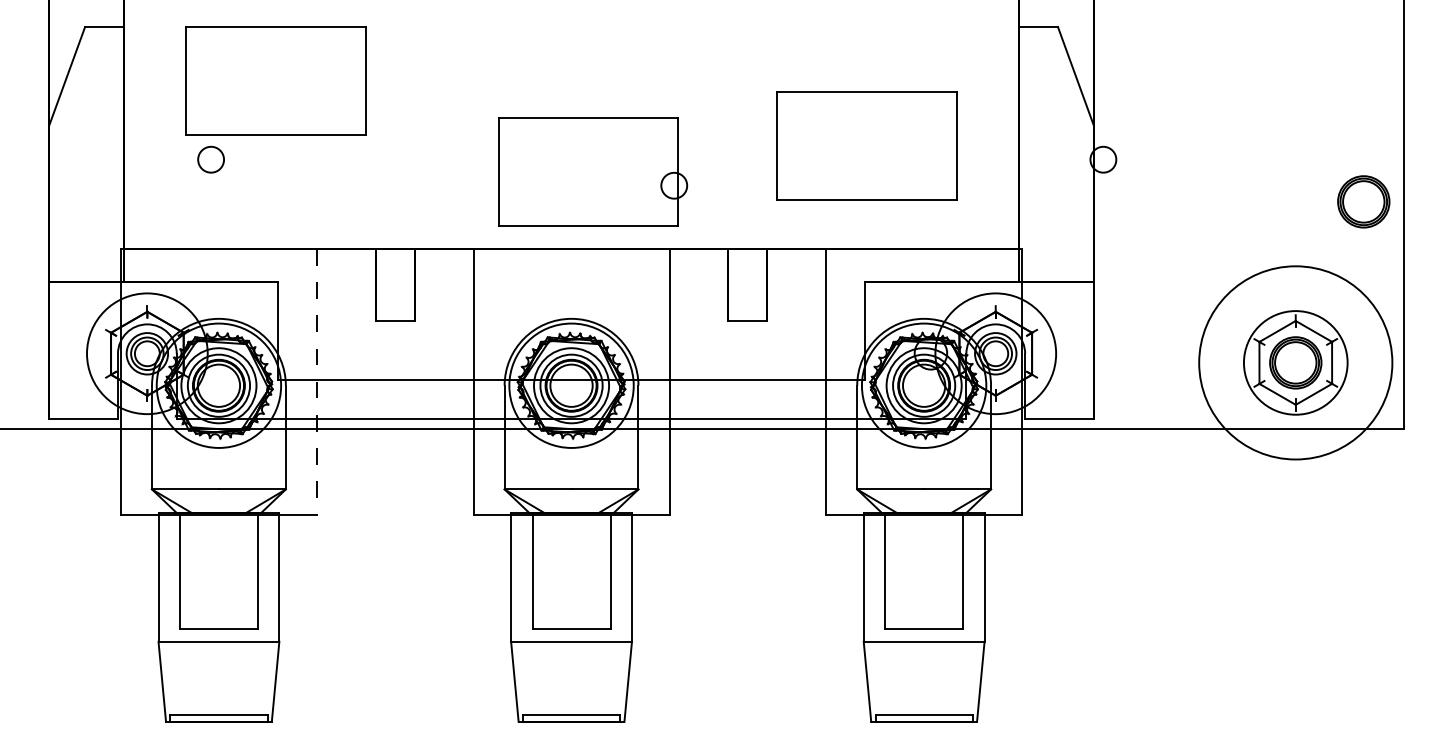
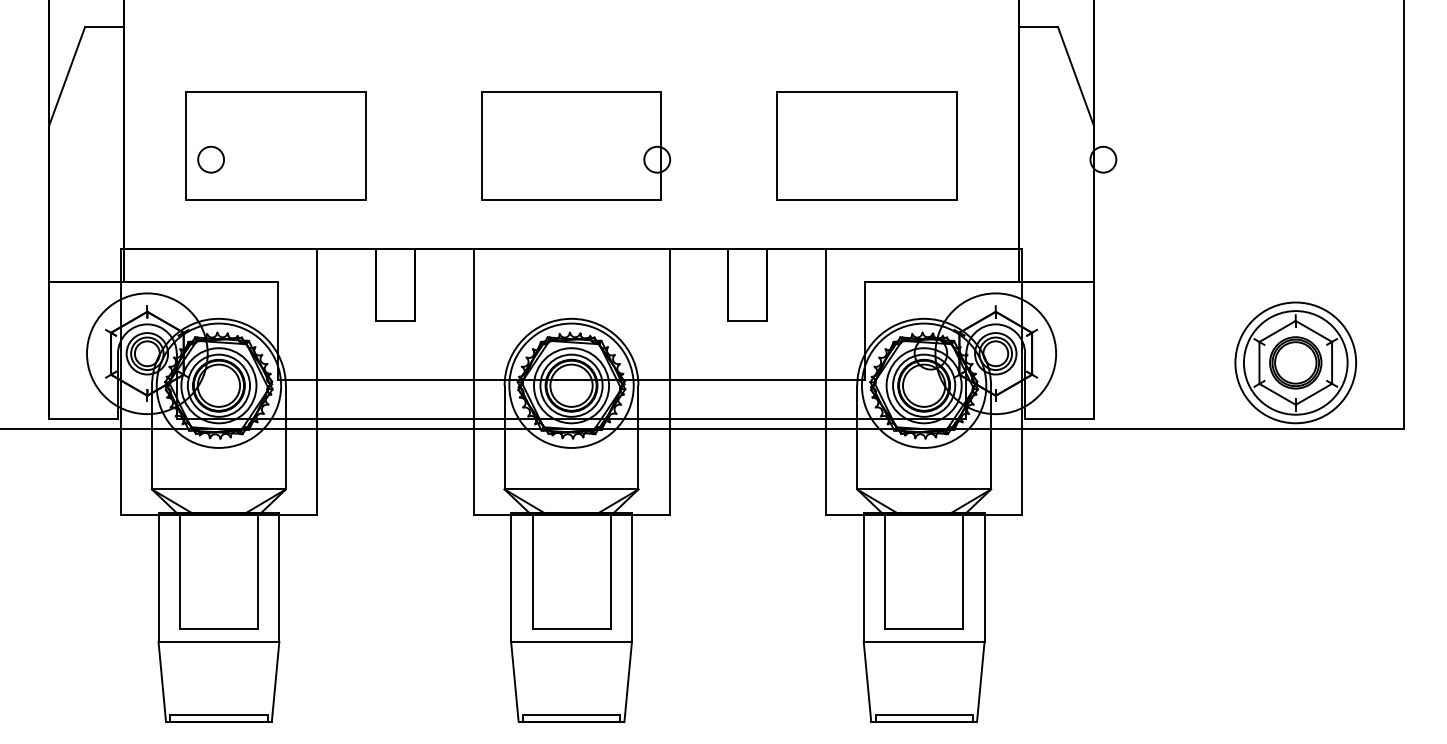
part position: (275, 80) -> (275, 145) (275, 145)
part position: (593, 171) -> (576, 145) (576, 145)
part: present -> none (1363, 201)
circle diameter: 193 px -> 121 px (1295, 362)
line: dashed -> solid (316, 382)
